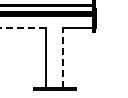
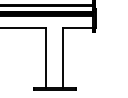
line: dashed -> solid (23, 27)
line: dashed -> solid (63, 57)
